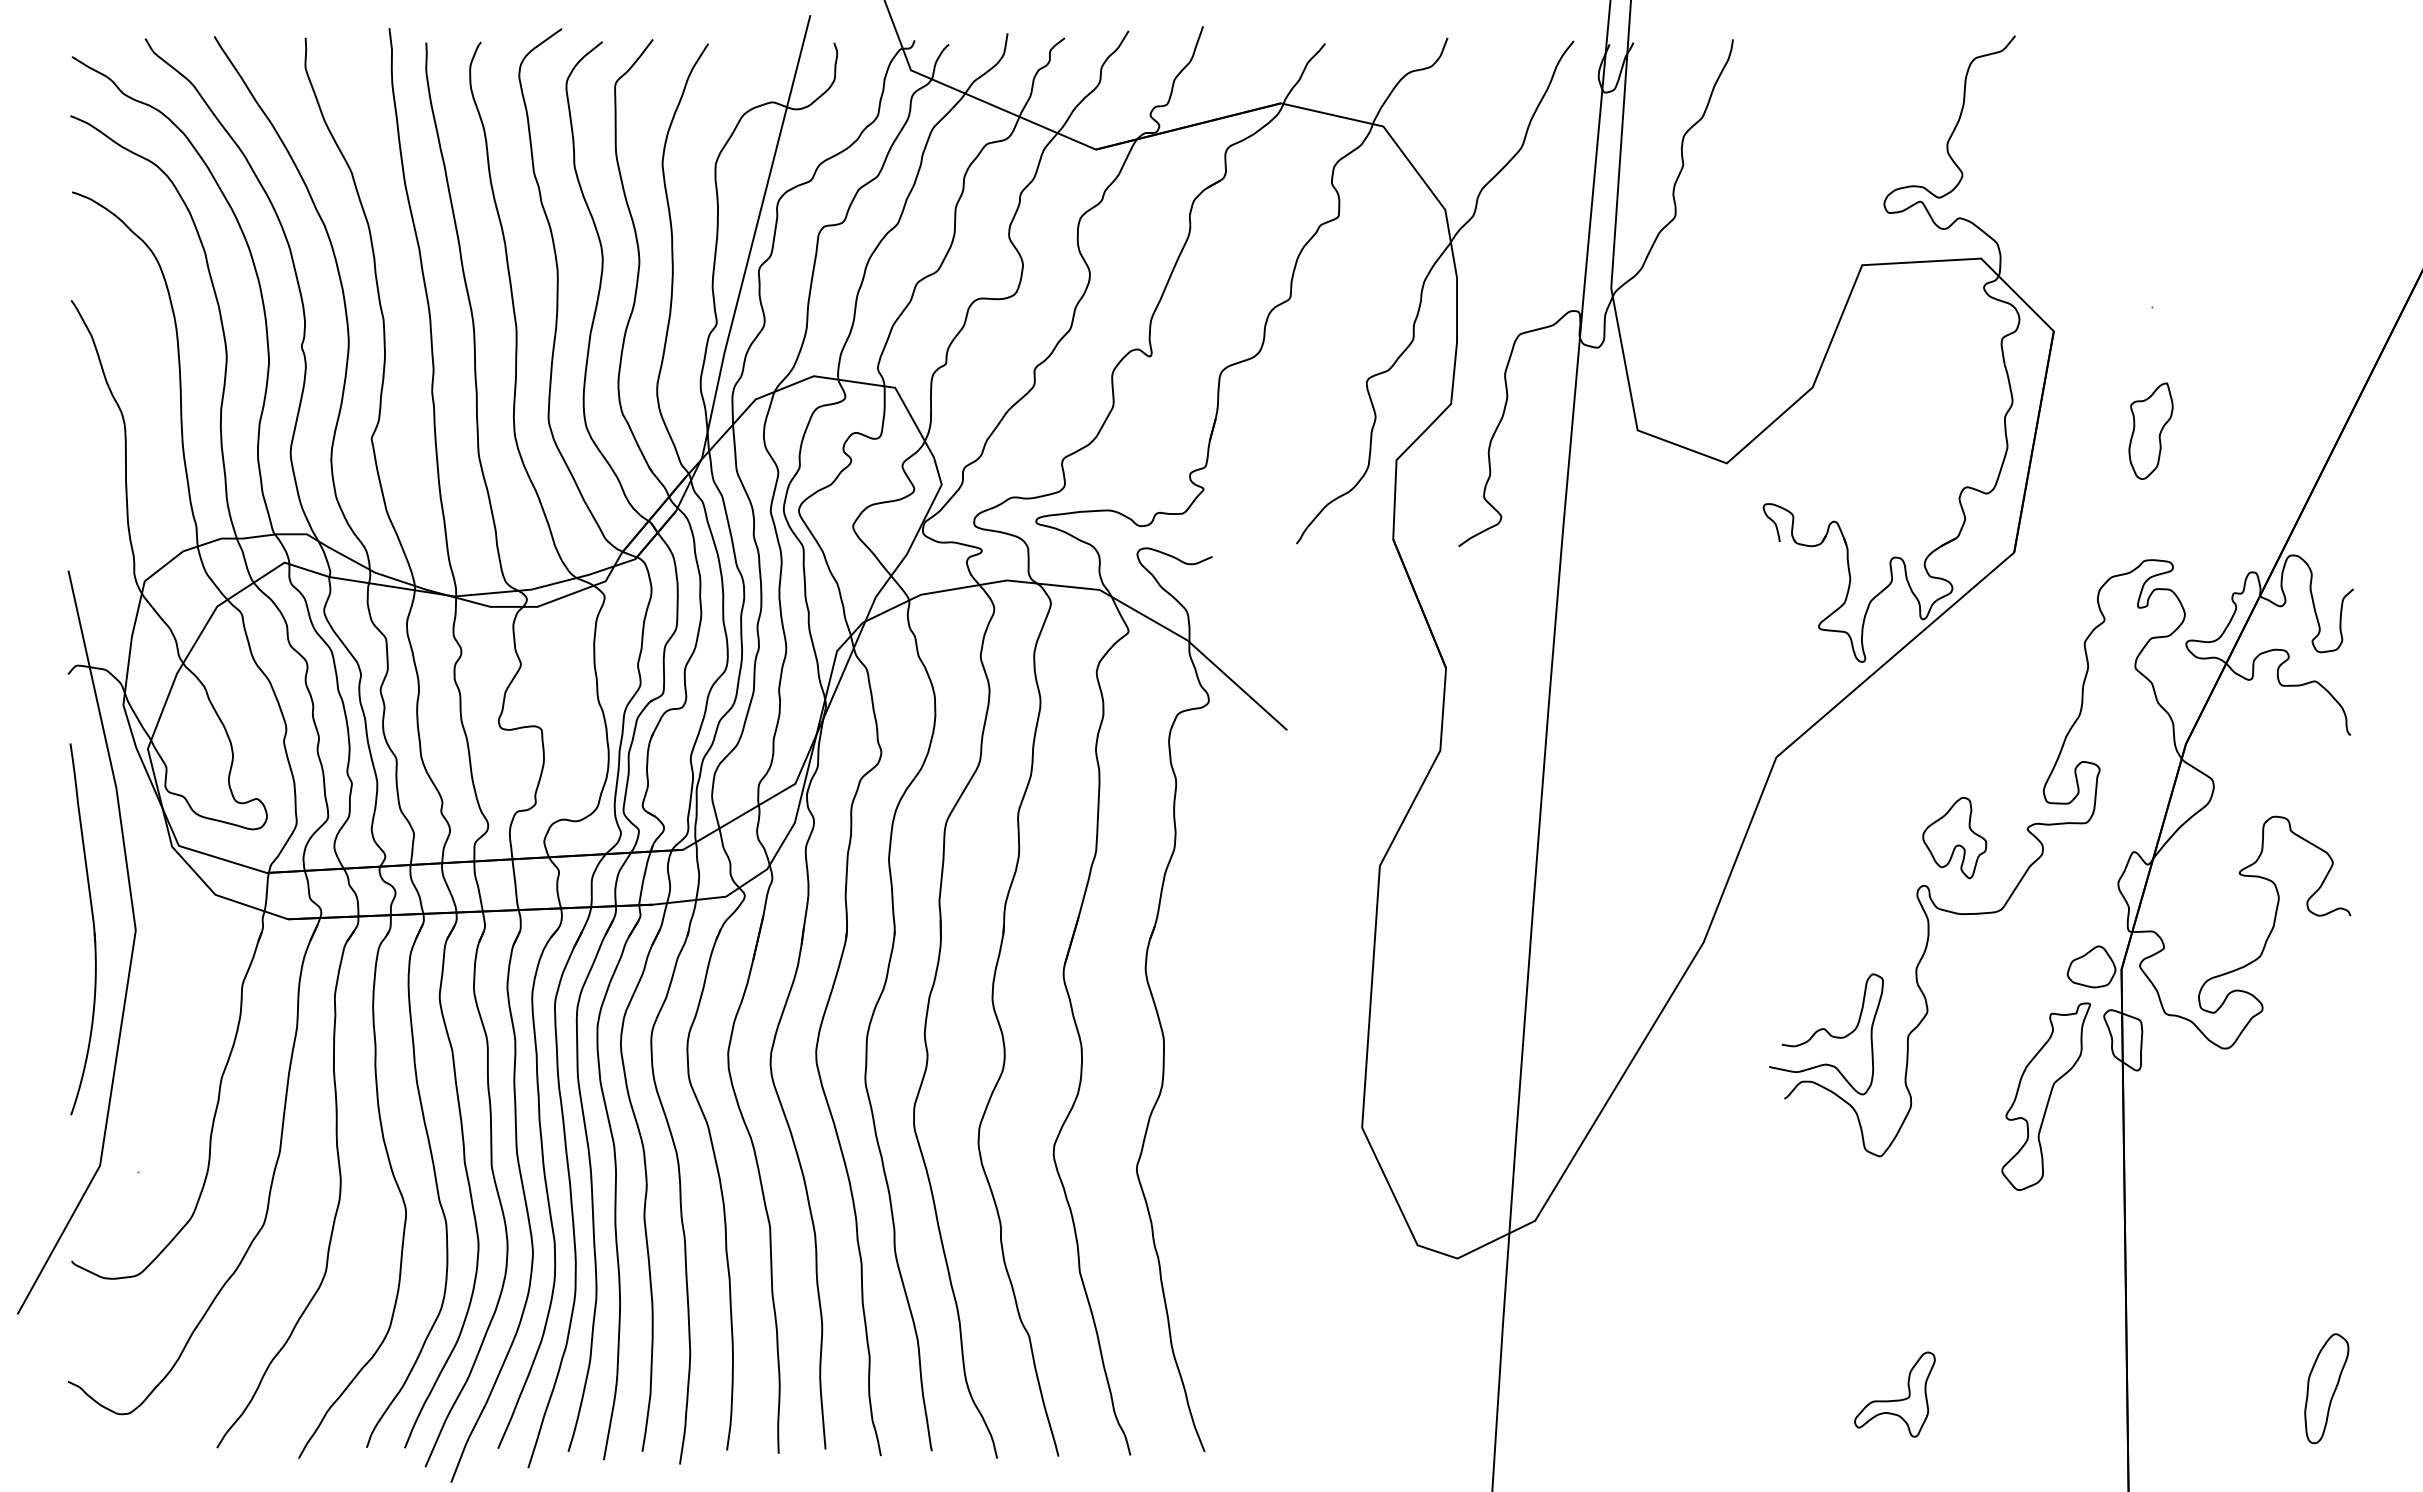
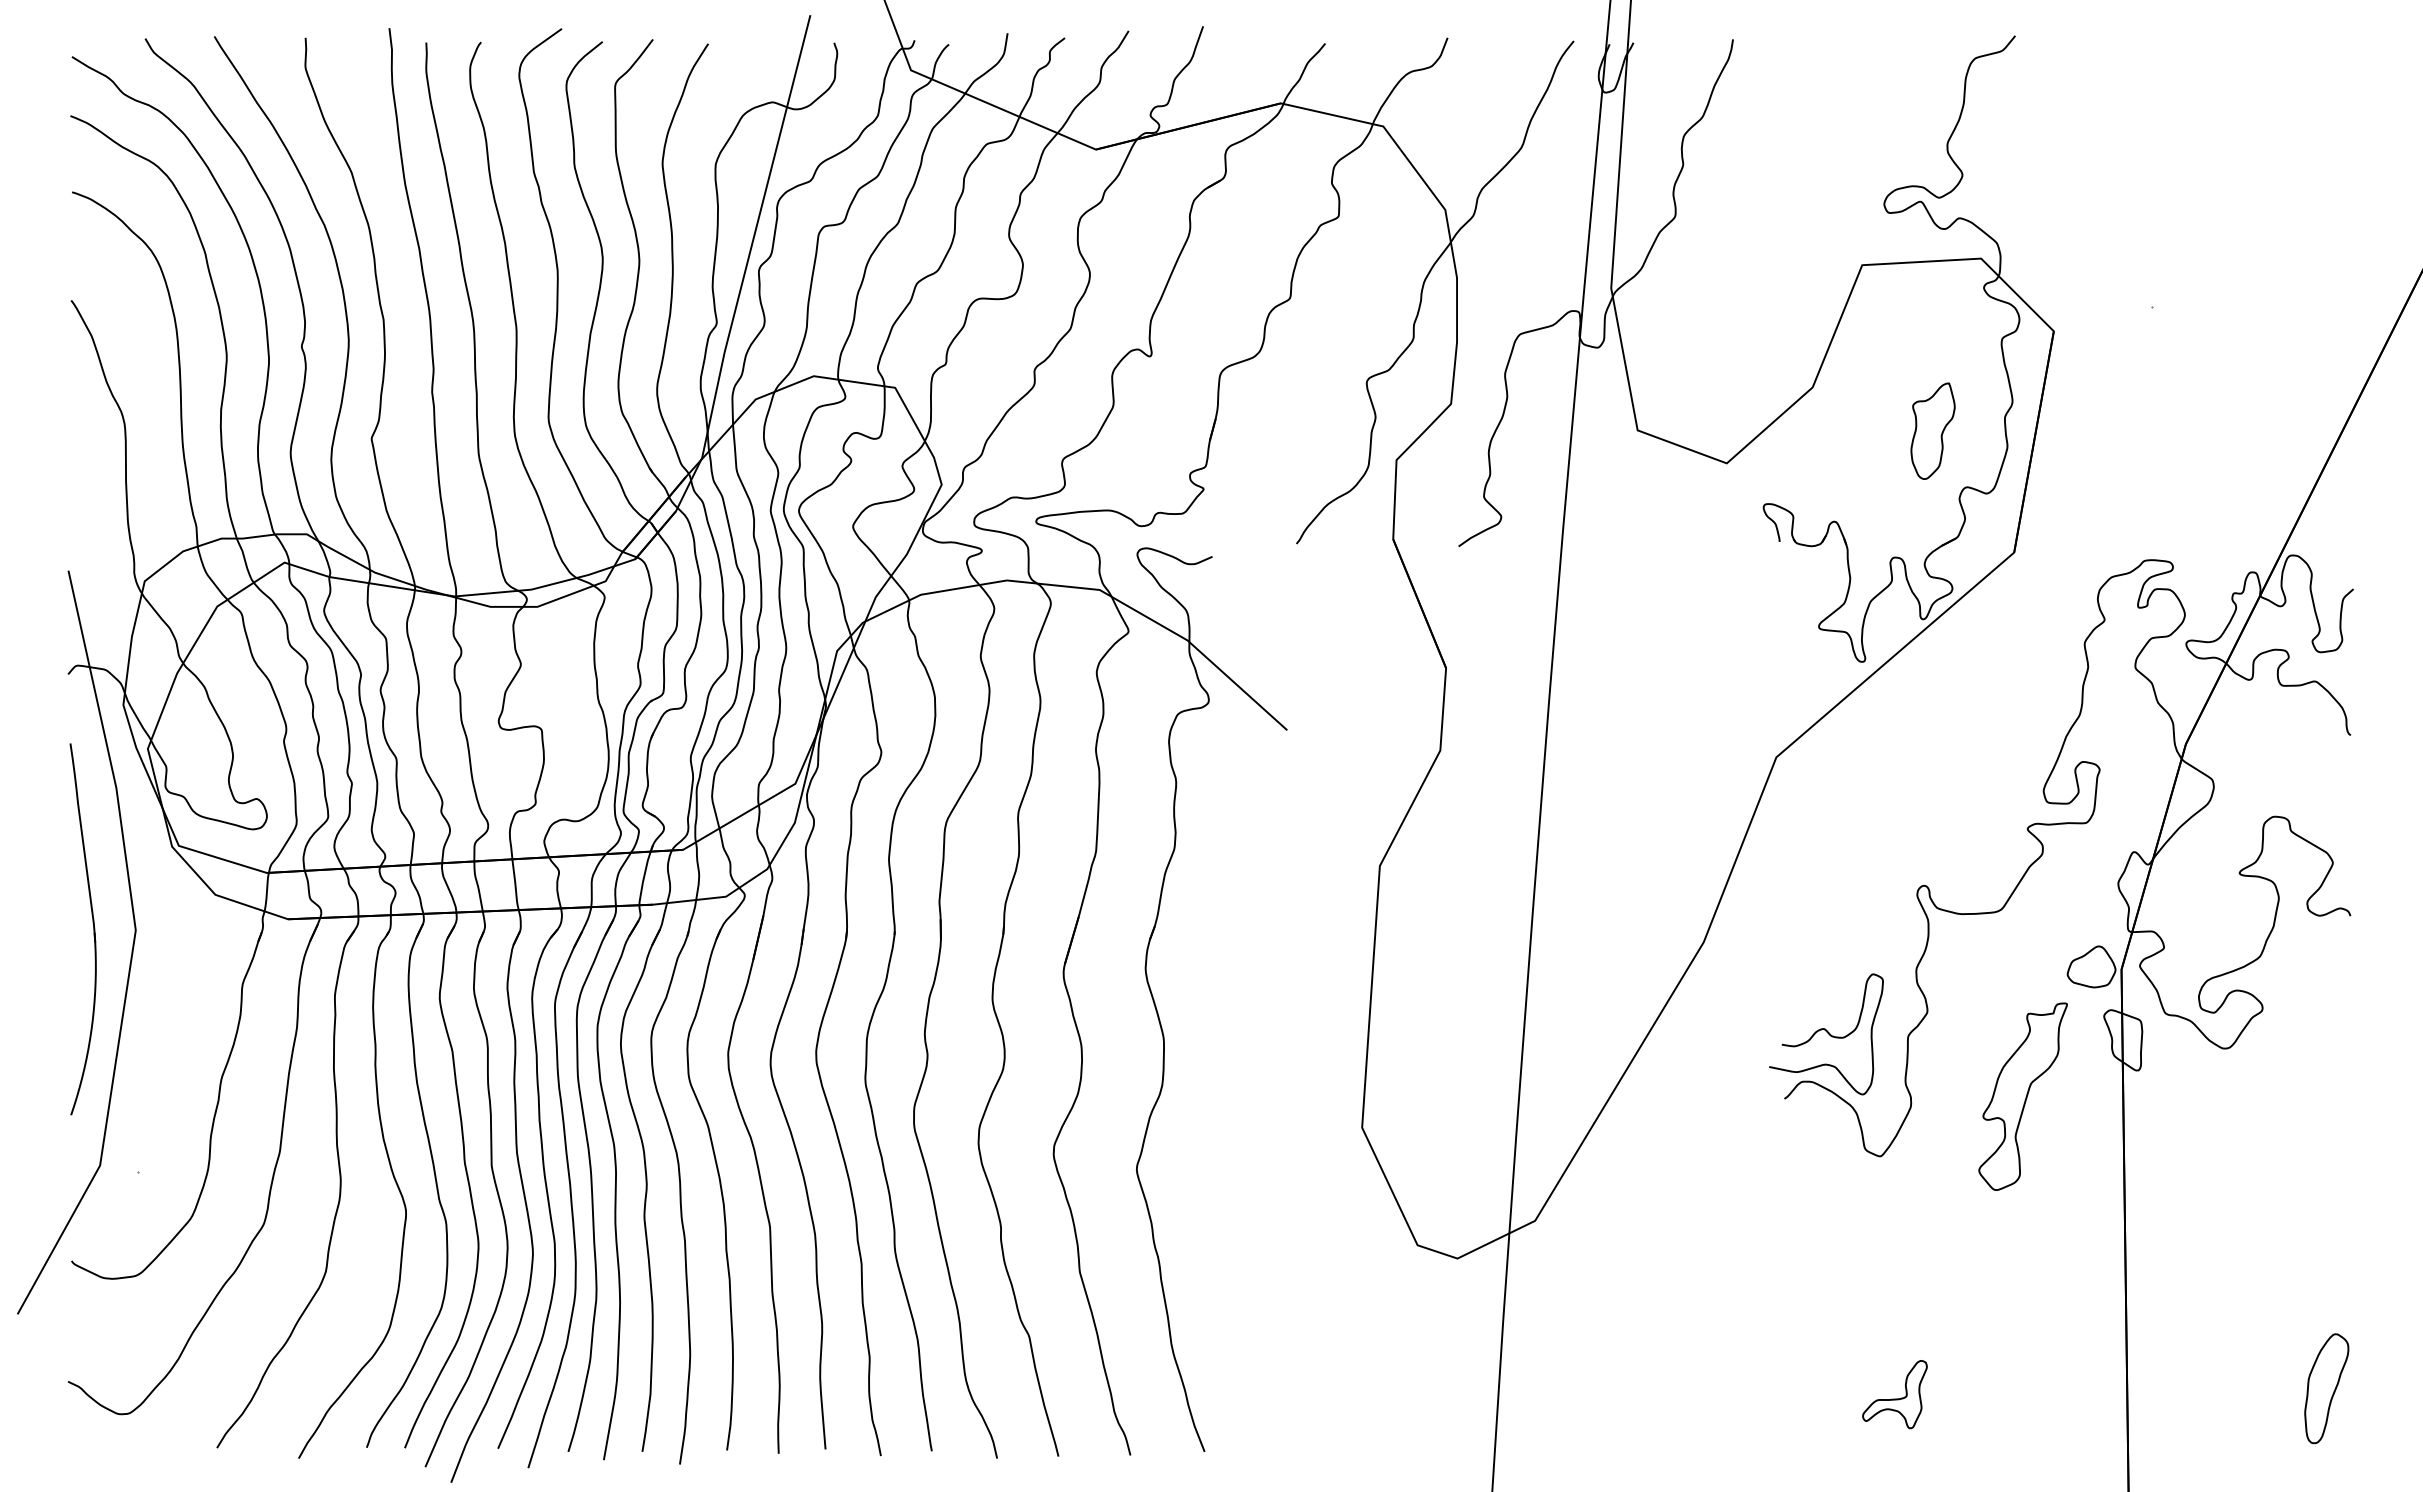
part position: (2150, 430) -> (1932, 430) (1932, 430)
part: present -> none (1954, 838)
part position: (2045, 1096) -> (2022, 1096) (2022, 1096)
part size: 82x87 px -> 66x70 px (1894, 1394)
